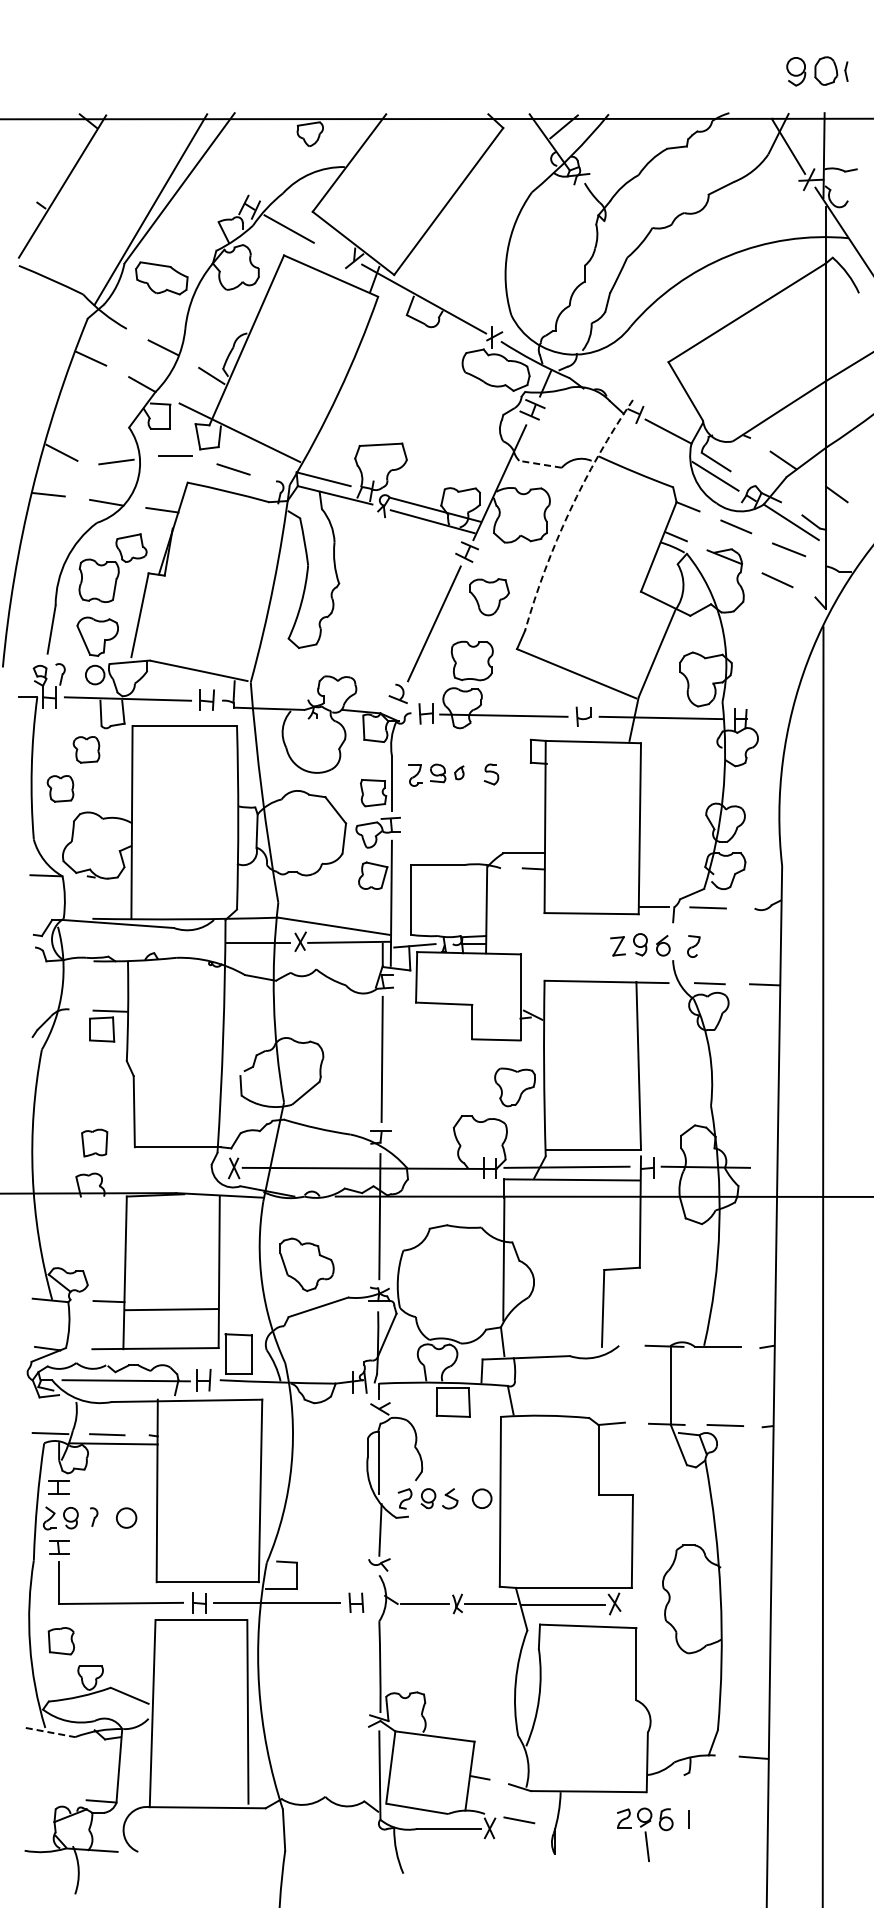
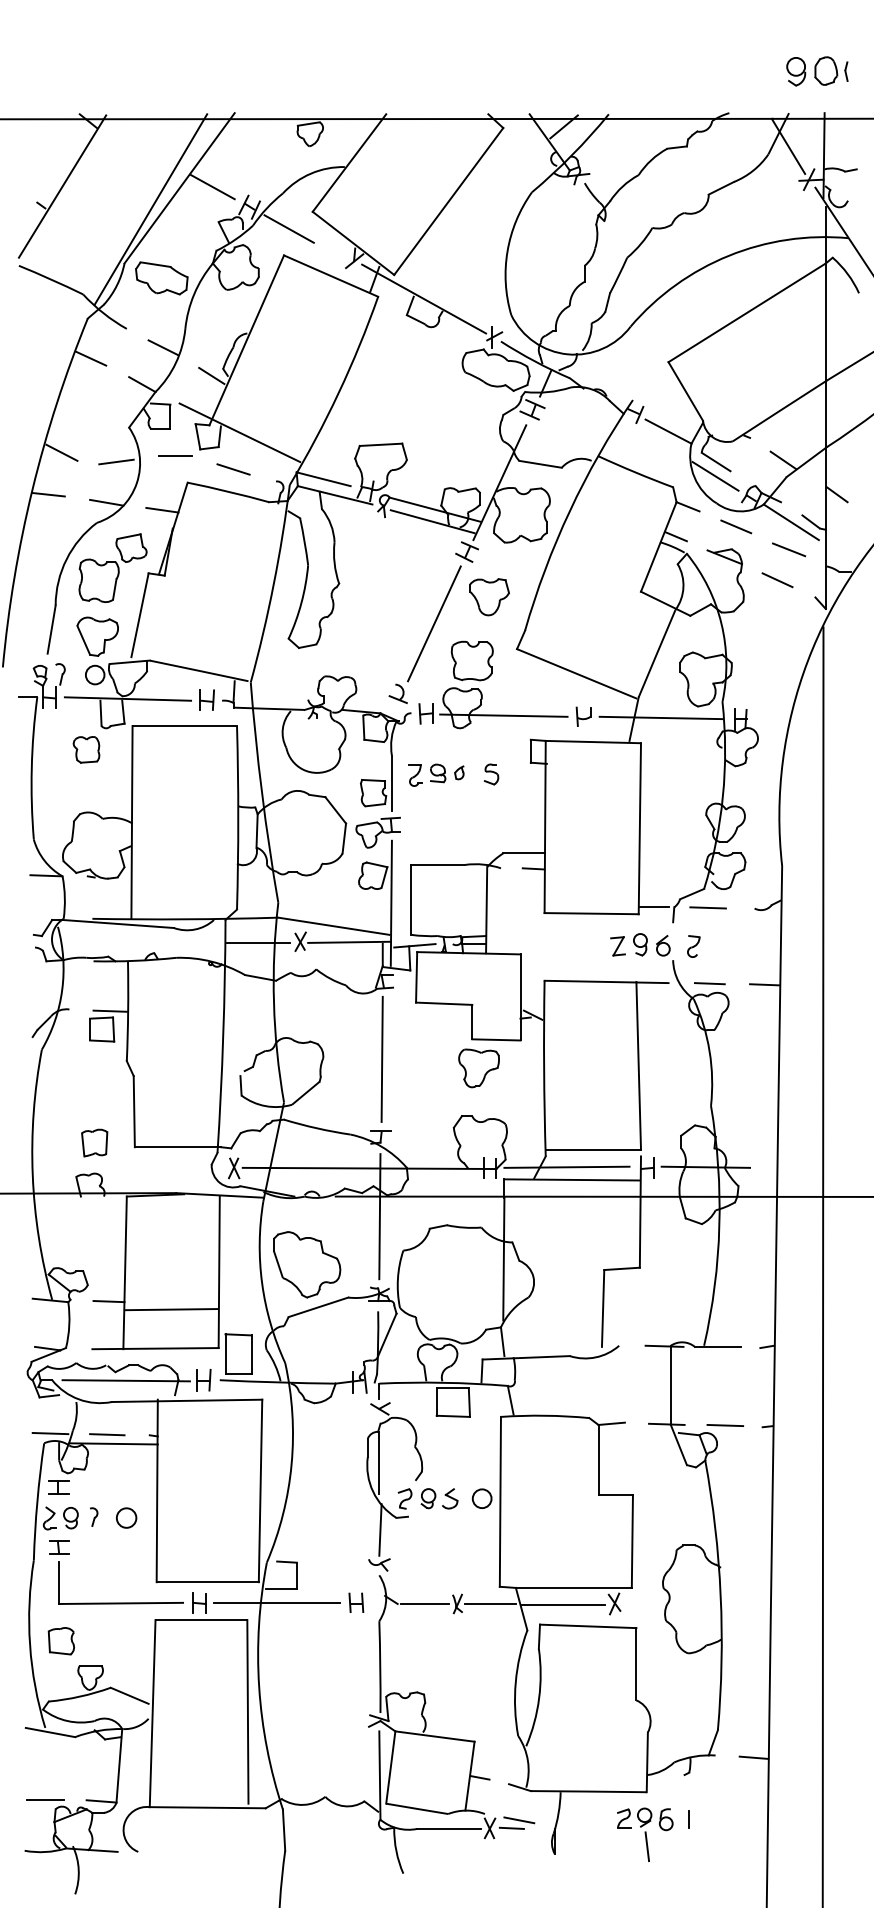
line: none -> present (212, 187)
line: dashed -> solid (540, 464)
arc: dashed -> solid (569, 511)
part: present -> none (60, 788)
part position: (514, 1087) -> (478, 1068) (478, 1068)
part size: 56x56 px -> 69x68 px (307, 1264)
line: dashed -> solid (50, 1732)
line: none -> present (44, 1800)
line: none -> present (511, 1827)
